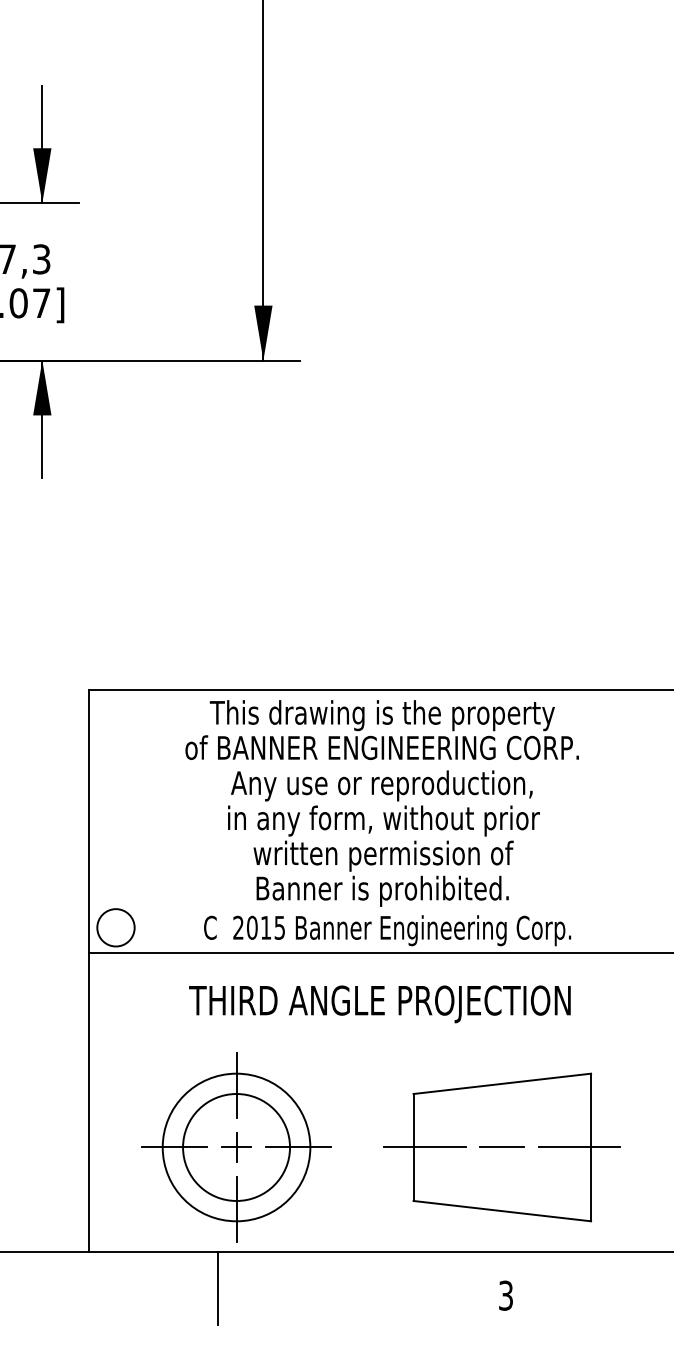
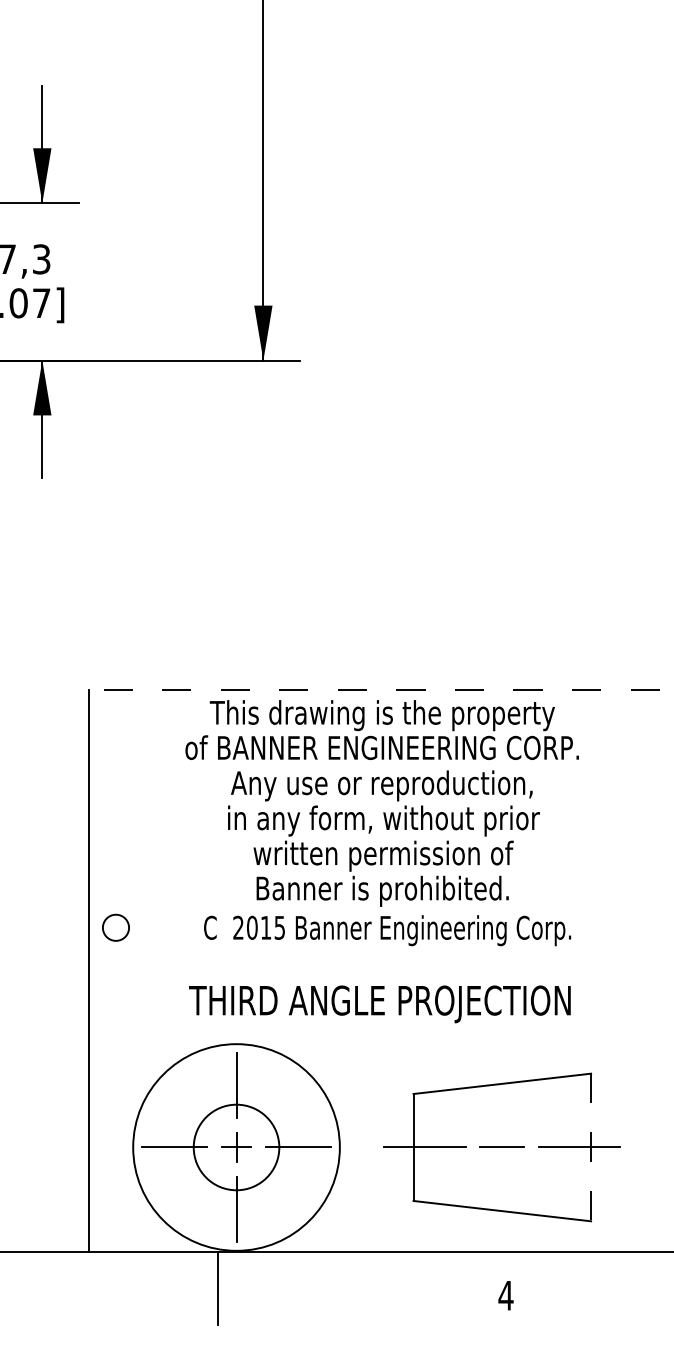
line: solid -> dashed (380, 689)
circle diameter: 37 px -> 26 px (115, 927)
line: present -> none (379, 953)
circle diameter: 107 px -> 86 px (236, 1147)
circle diameter: 148 px -> 207 px (236, 1147)
line: solid -> dashed (591, 1147)
text: 3 -> 4 (505, 1295)
